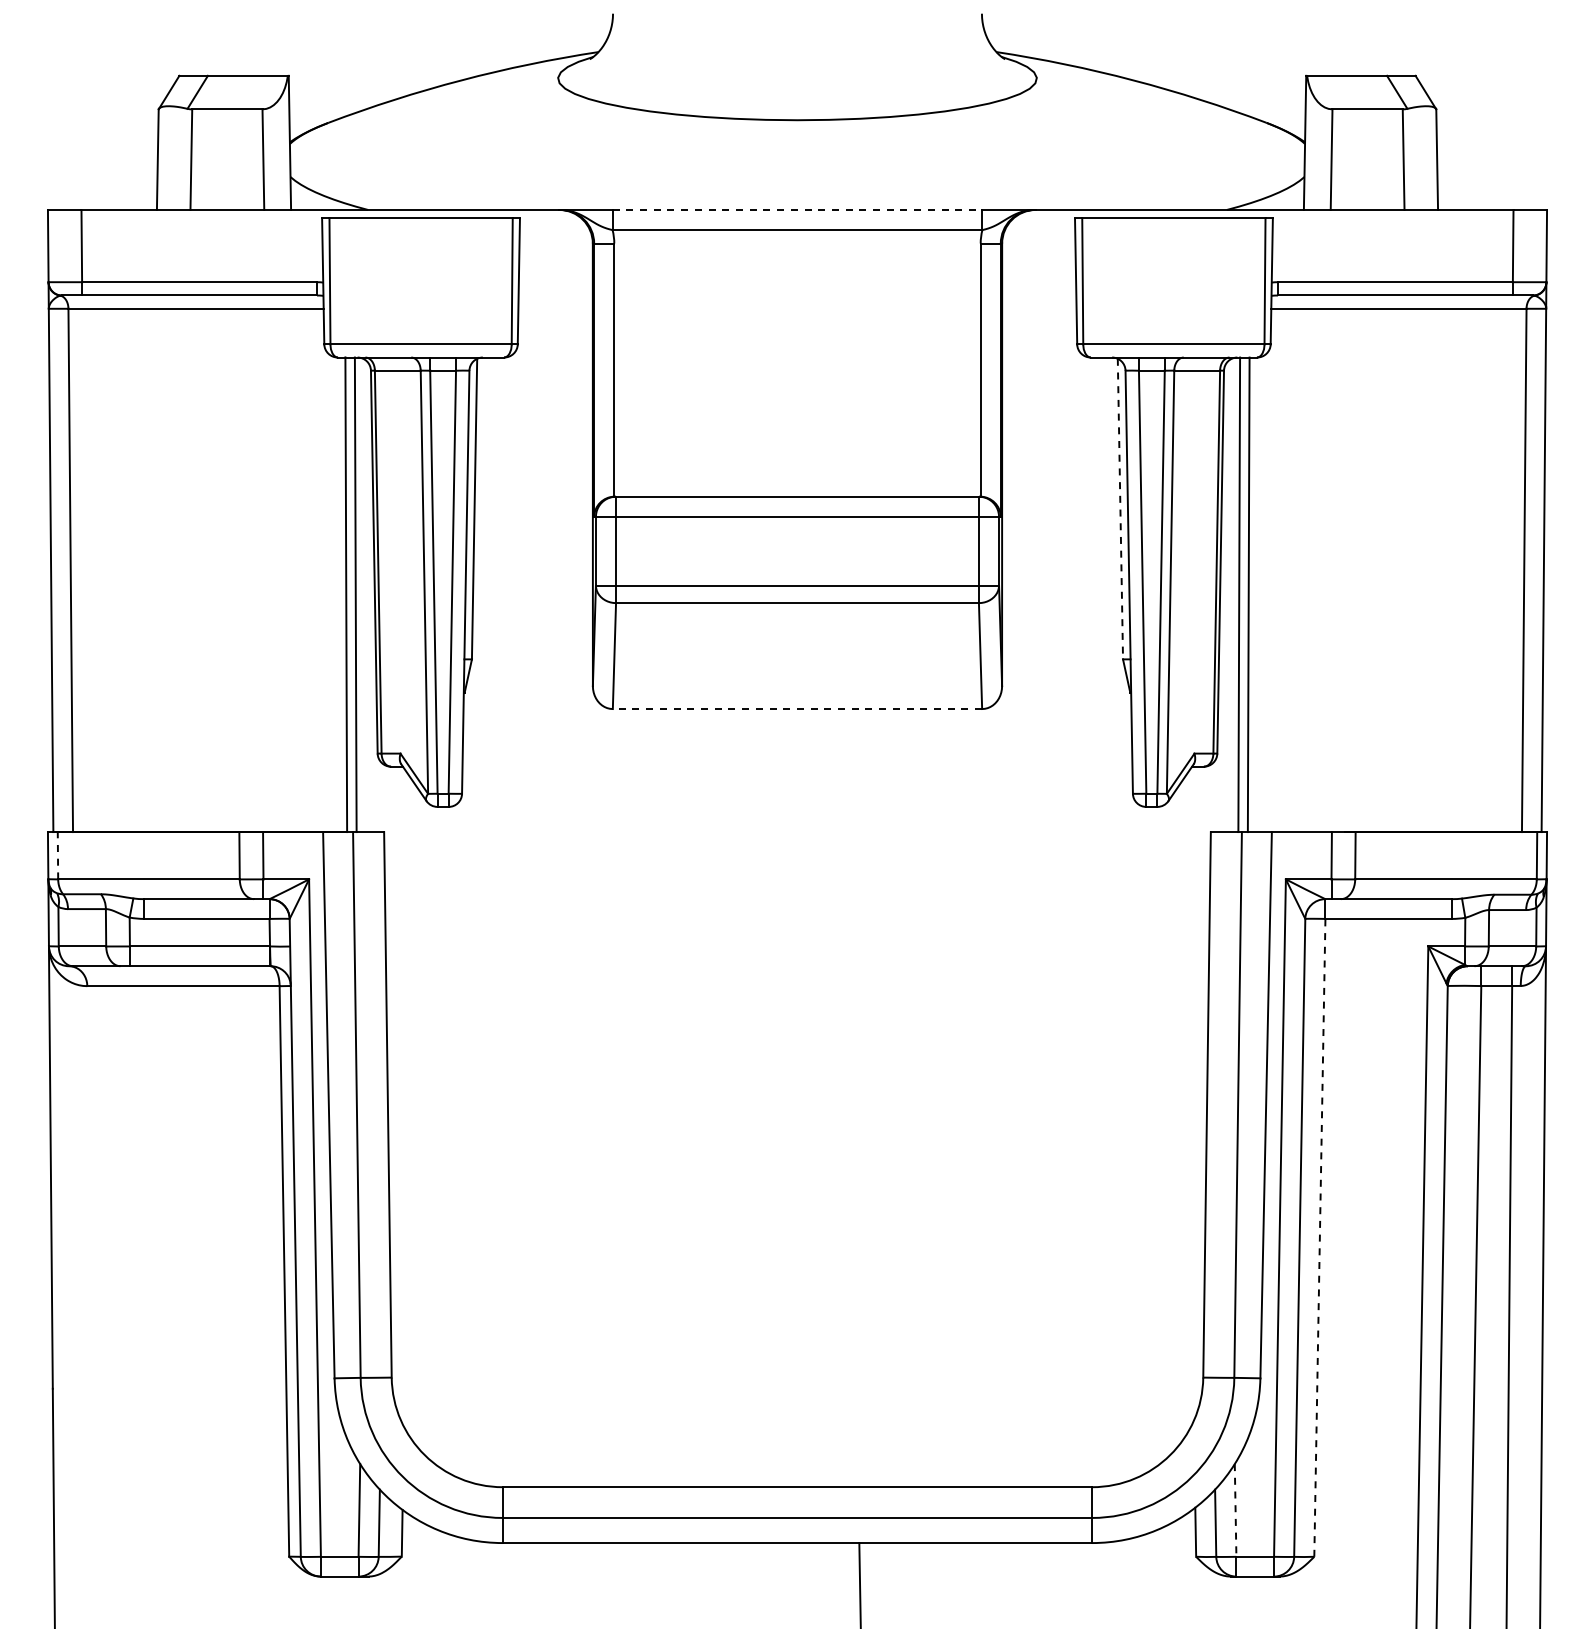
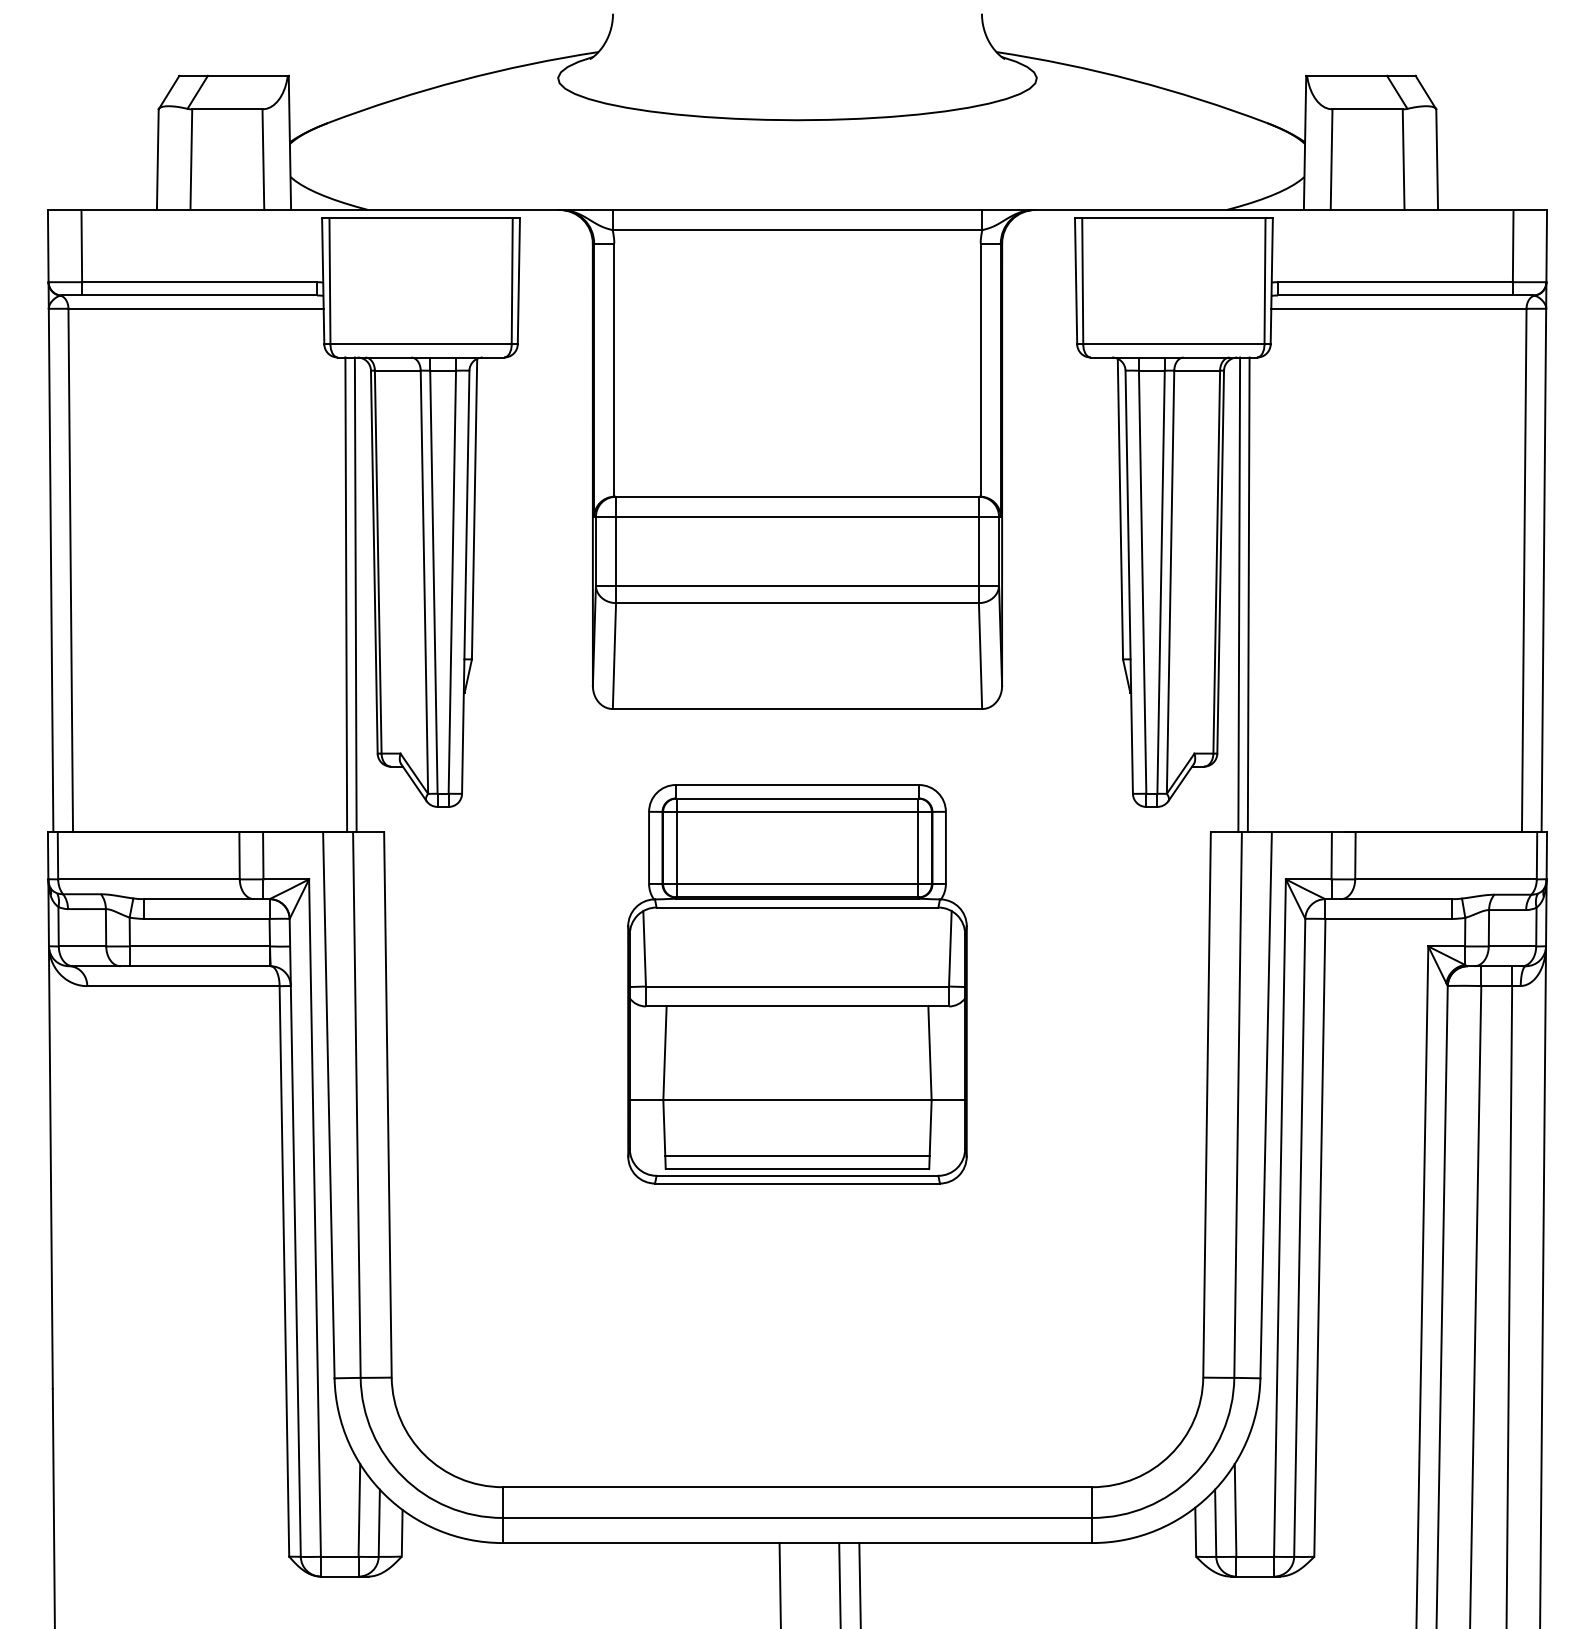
line: dashed -> solid (797, 209)
line: dashed -> solid (1120, 509)
line: dashed -> solid (797, 709)
line: dashed -> solid (57, 855)
part: none -> present (797, 984)
line: dashed -> solid (1319, 1237)
line: dashed -> solid (1235, 1510)
line: none -> present (779, 1584)
line: none -> present (839, 1584)
